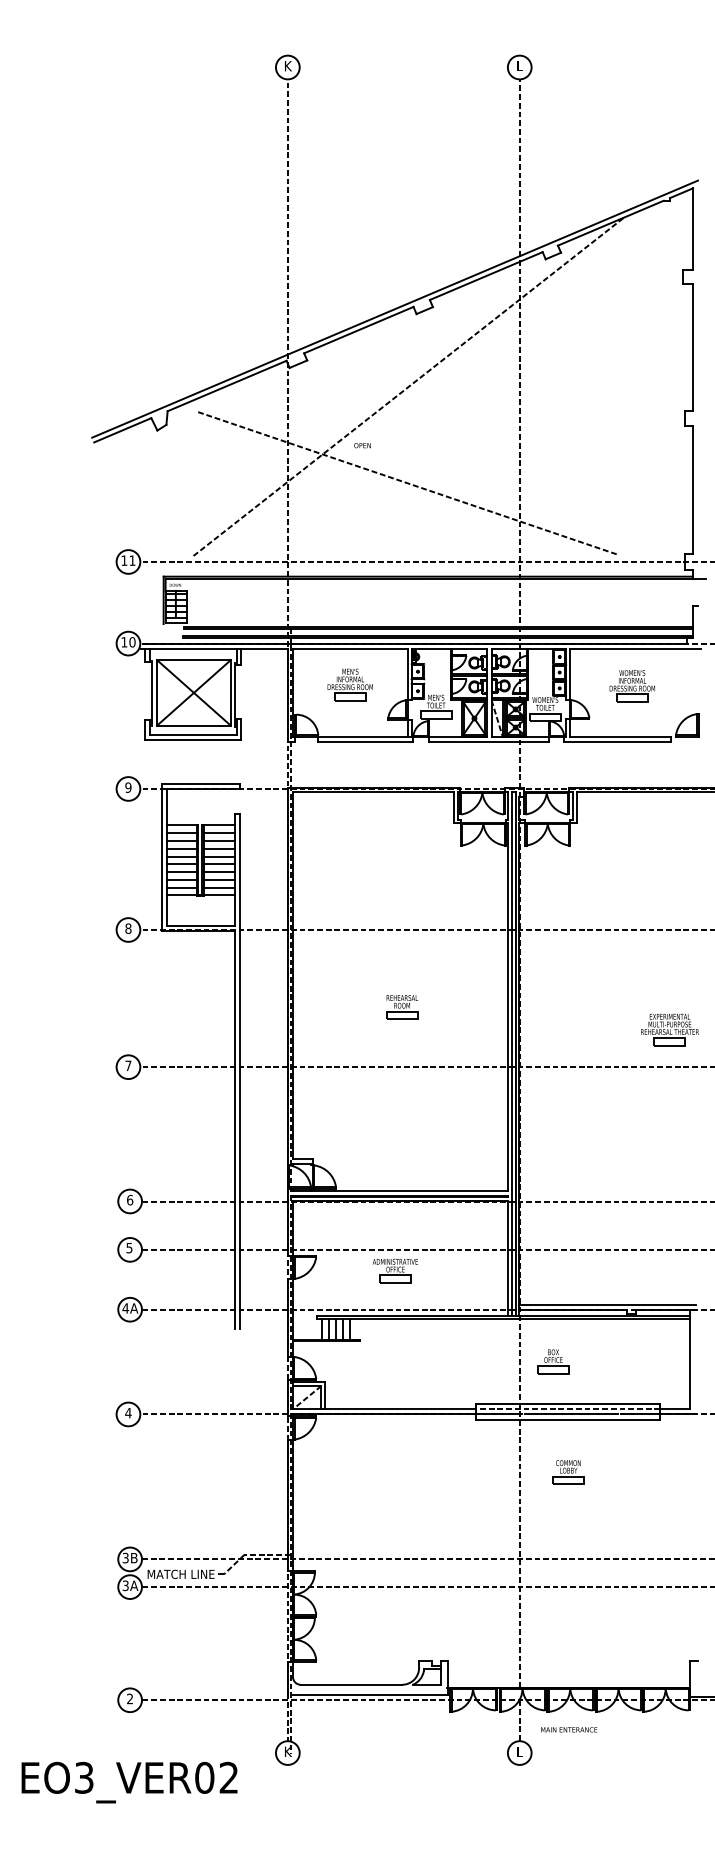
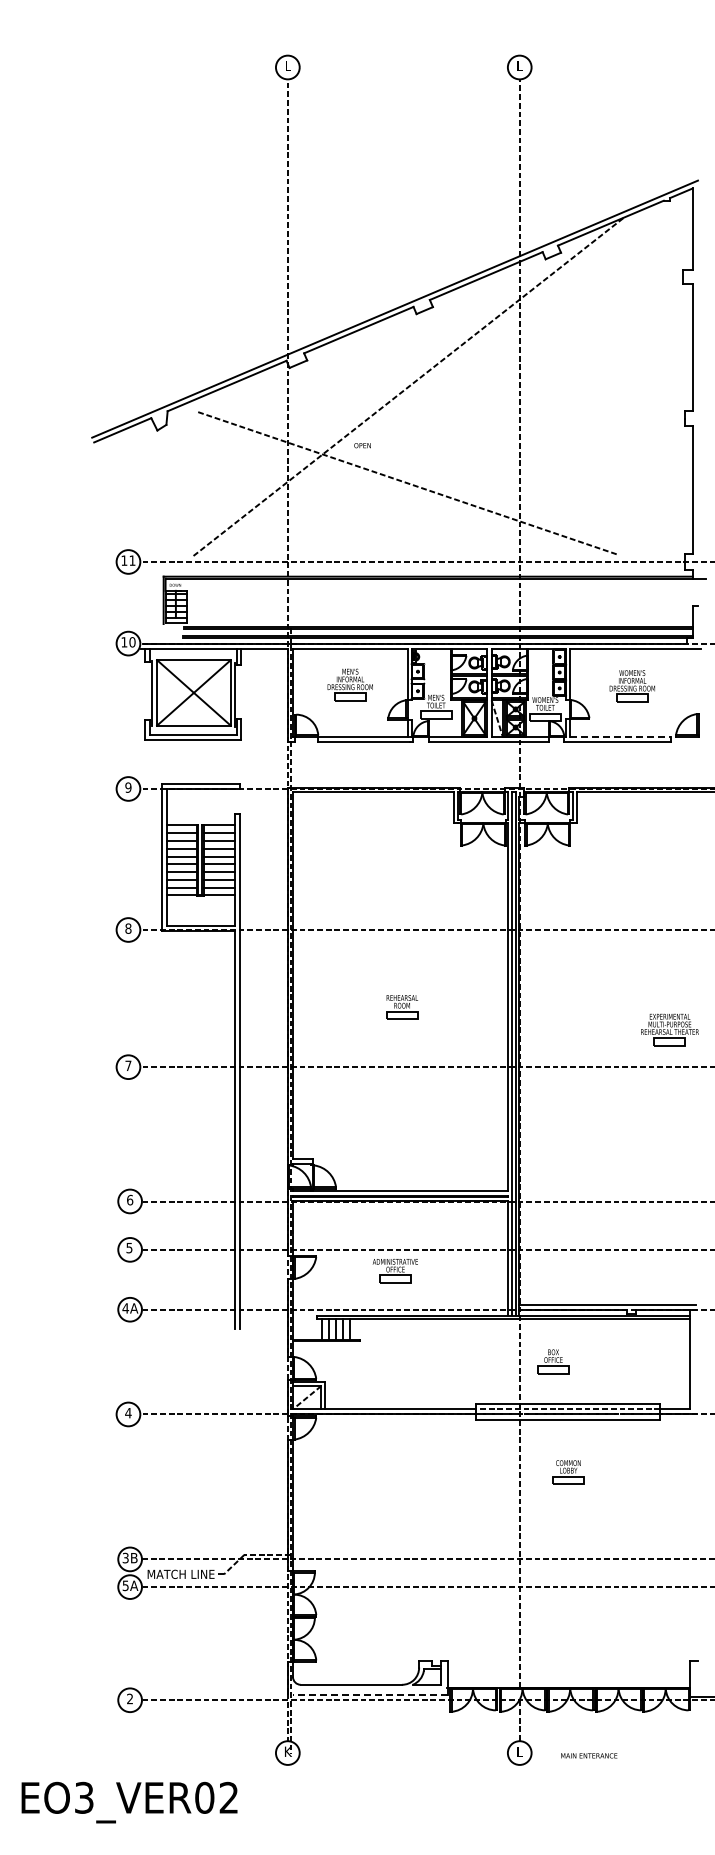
text: K -> L (288, 66)
line: solid -> dashed (620, 736)
text: 3A -> 5A (125, 1585)
line: solid -> dashed (370, 1695)
text position: (569, 1729) -> (589, 1755) (589, 1755)
text position: (129, 1782) -> (129, 1802) (129, 1802)
